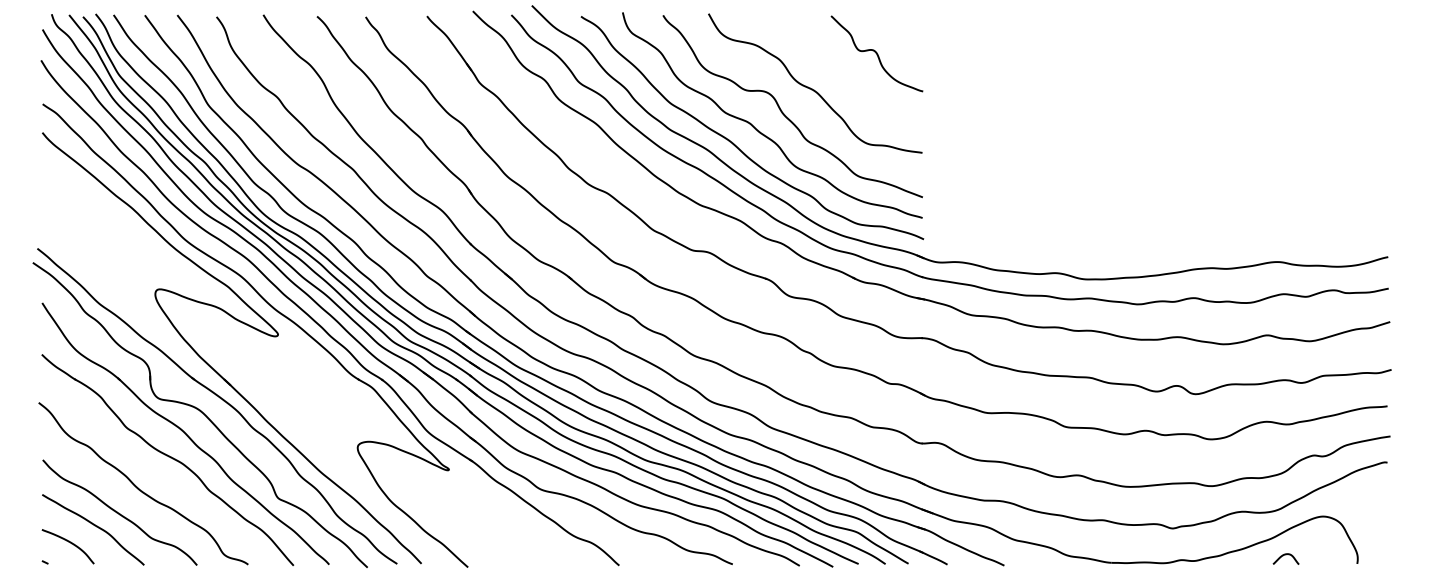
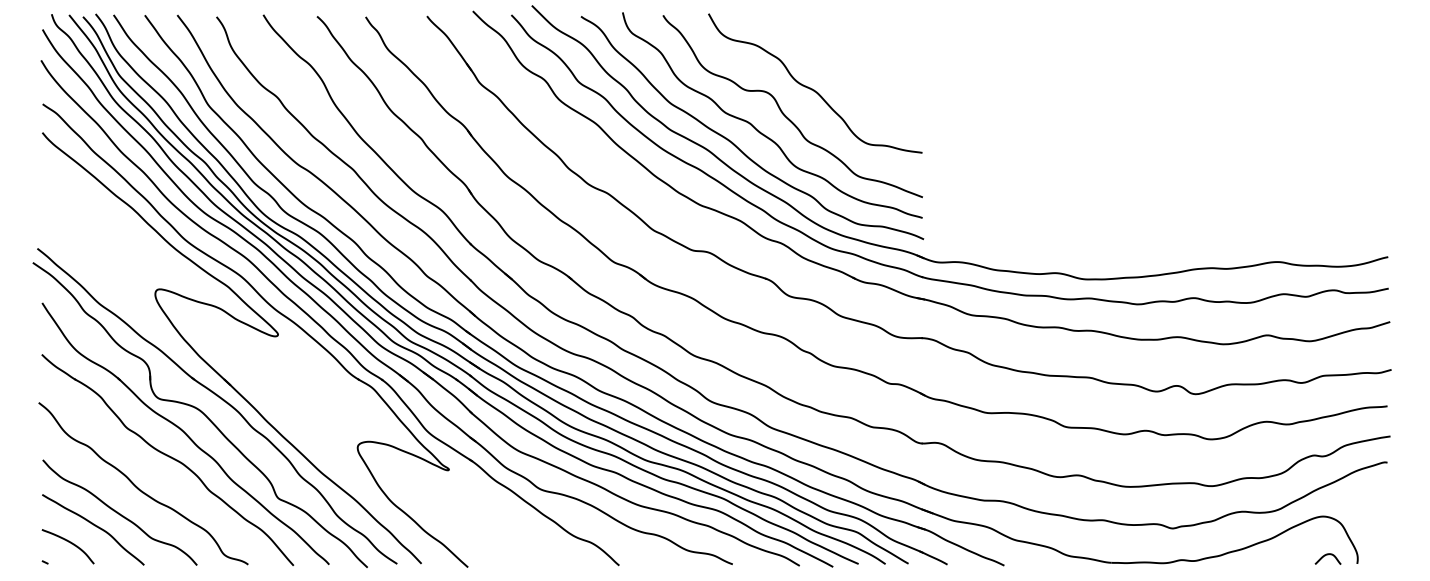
curve: present -> none (876, 53)
curve position: (1283, 556) -> (1325, 556) (1325, 556)
